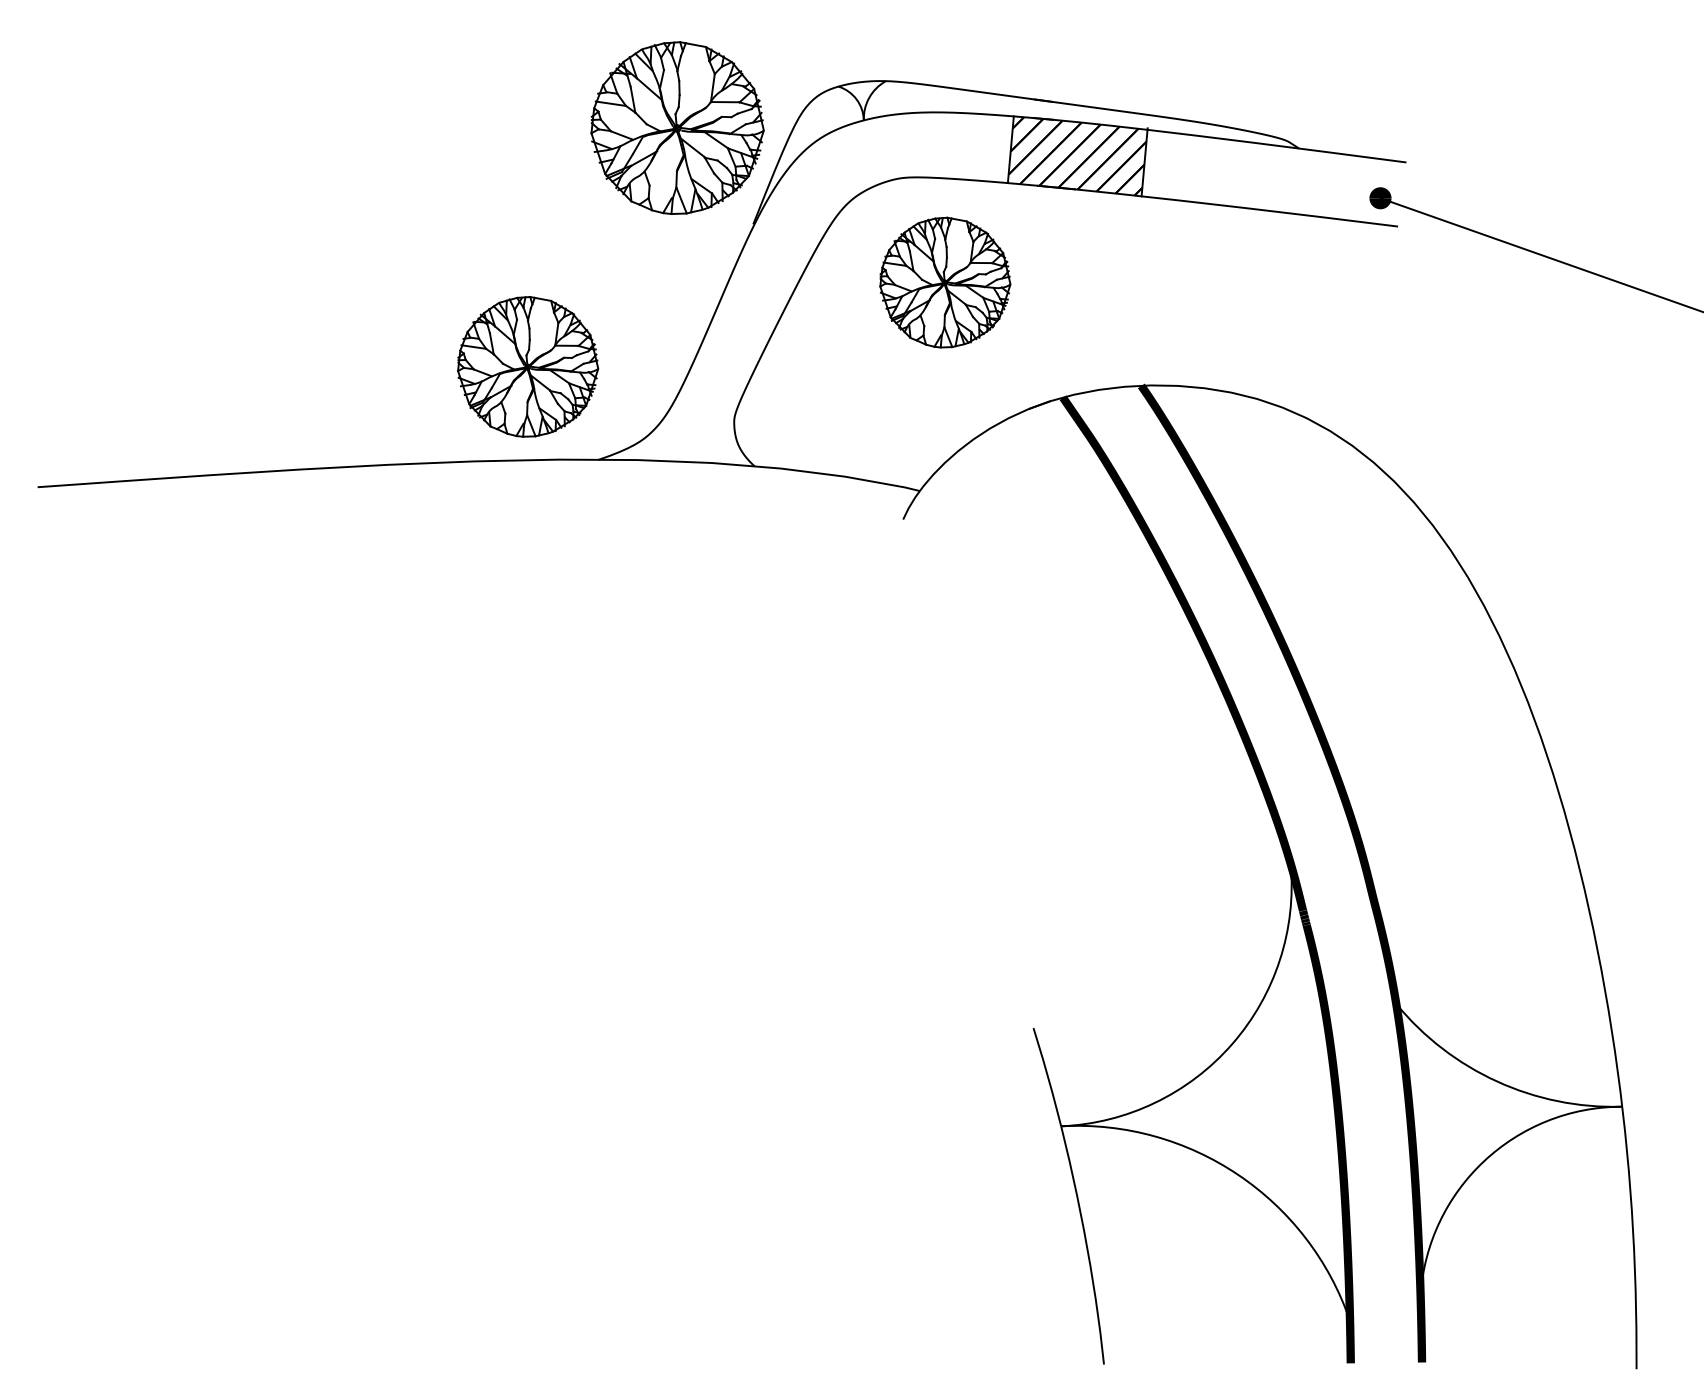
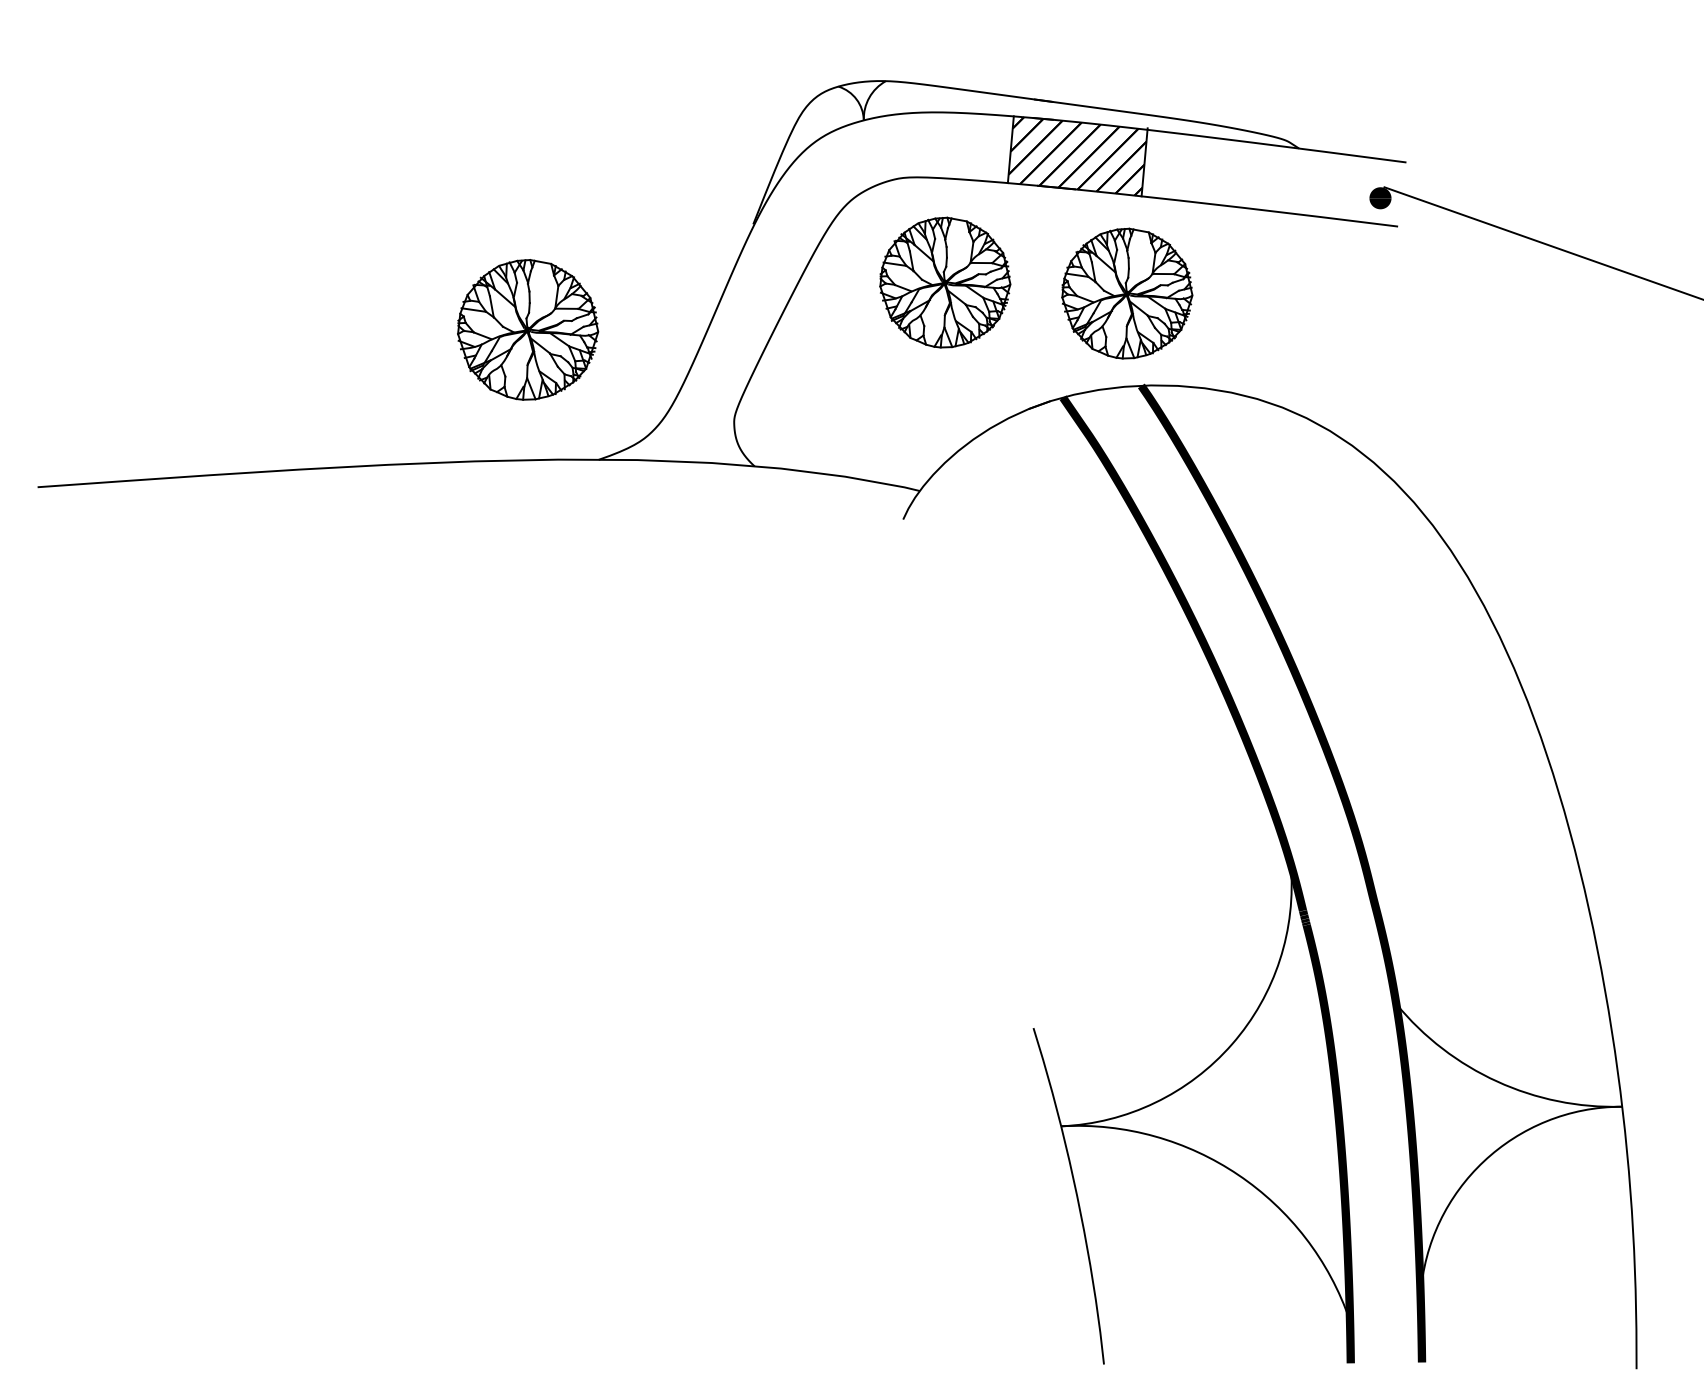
part: present -> none (677, 127)
line position: (1540, 254) -> (1542, 242) (1542, 242)
part: none -> present (1127, 293)
part position: (528, 366) -> (528, 329) (528, 329)
